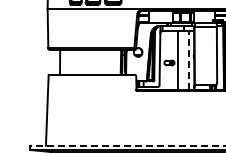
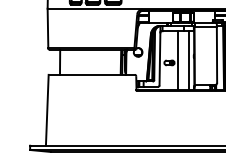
line: dashed -> solid (188, 60)
line: dashed -> solid (127, 145)
